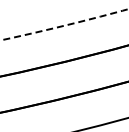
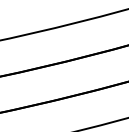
arc: dashed -> solid (65, 25)
